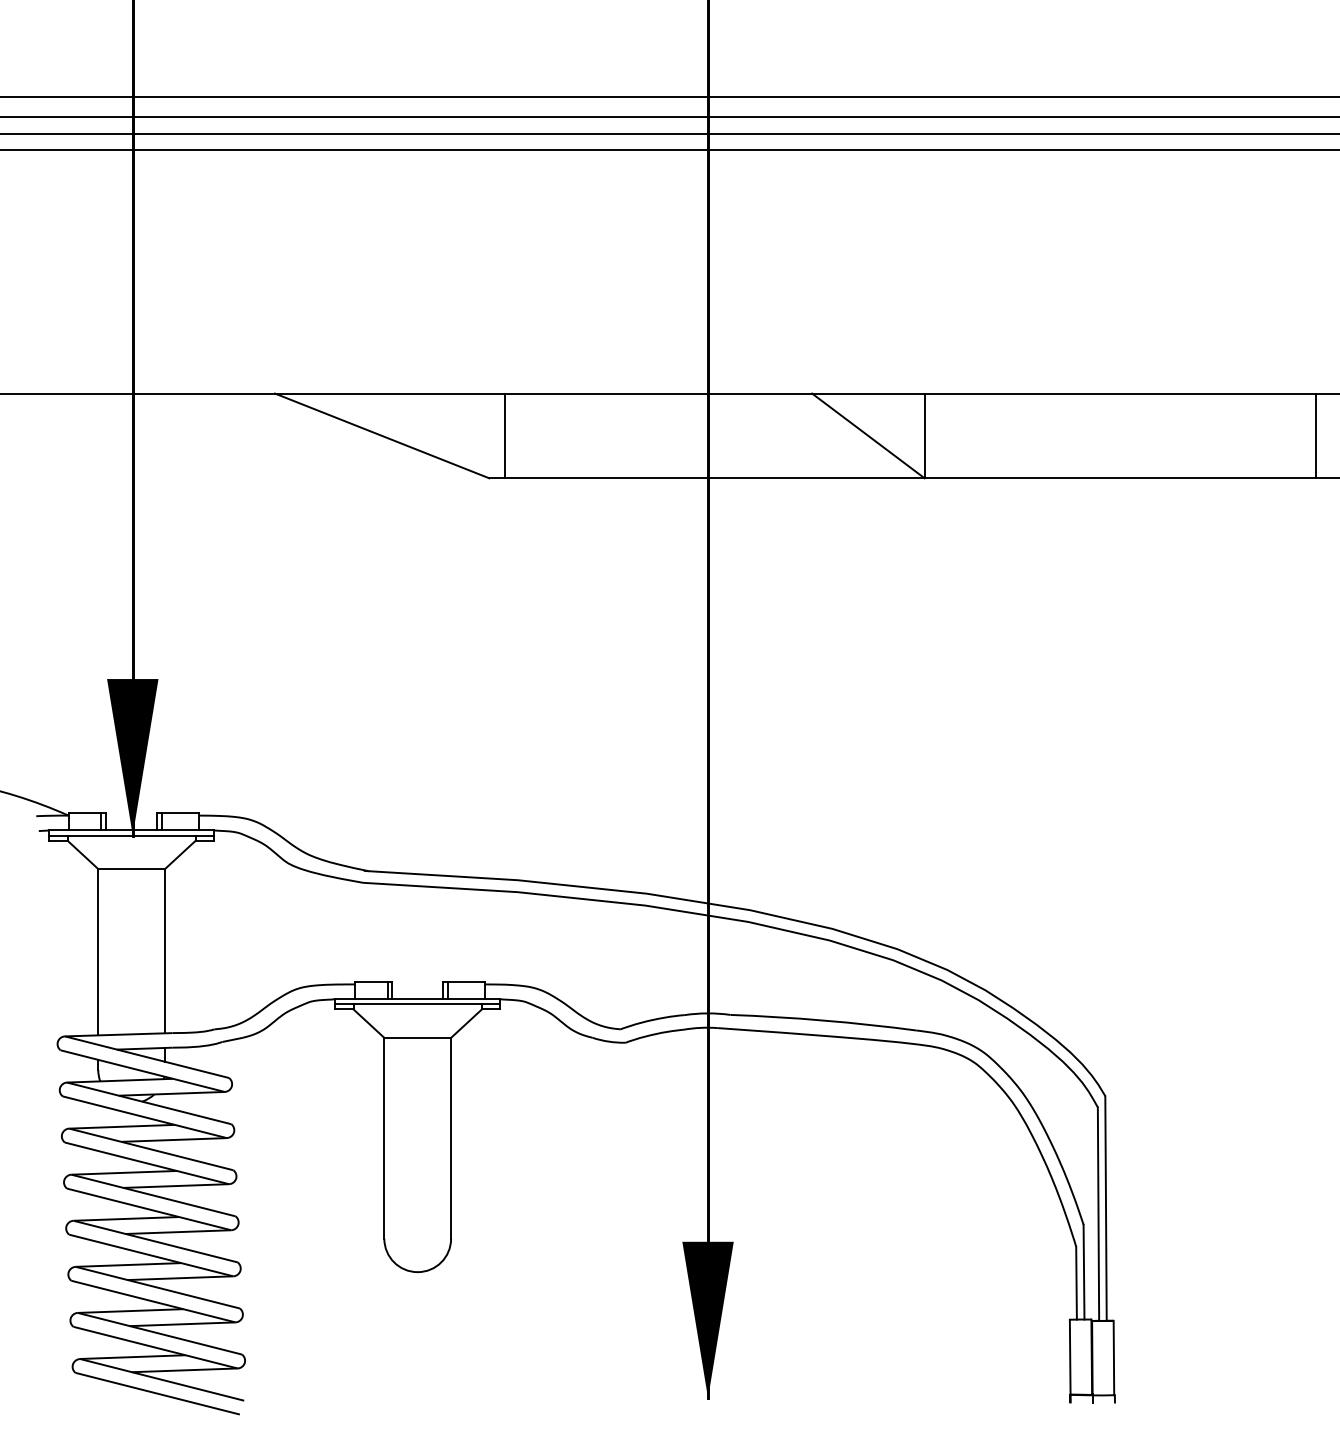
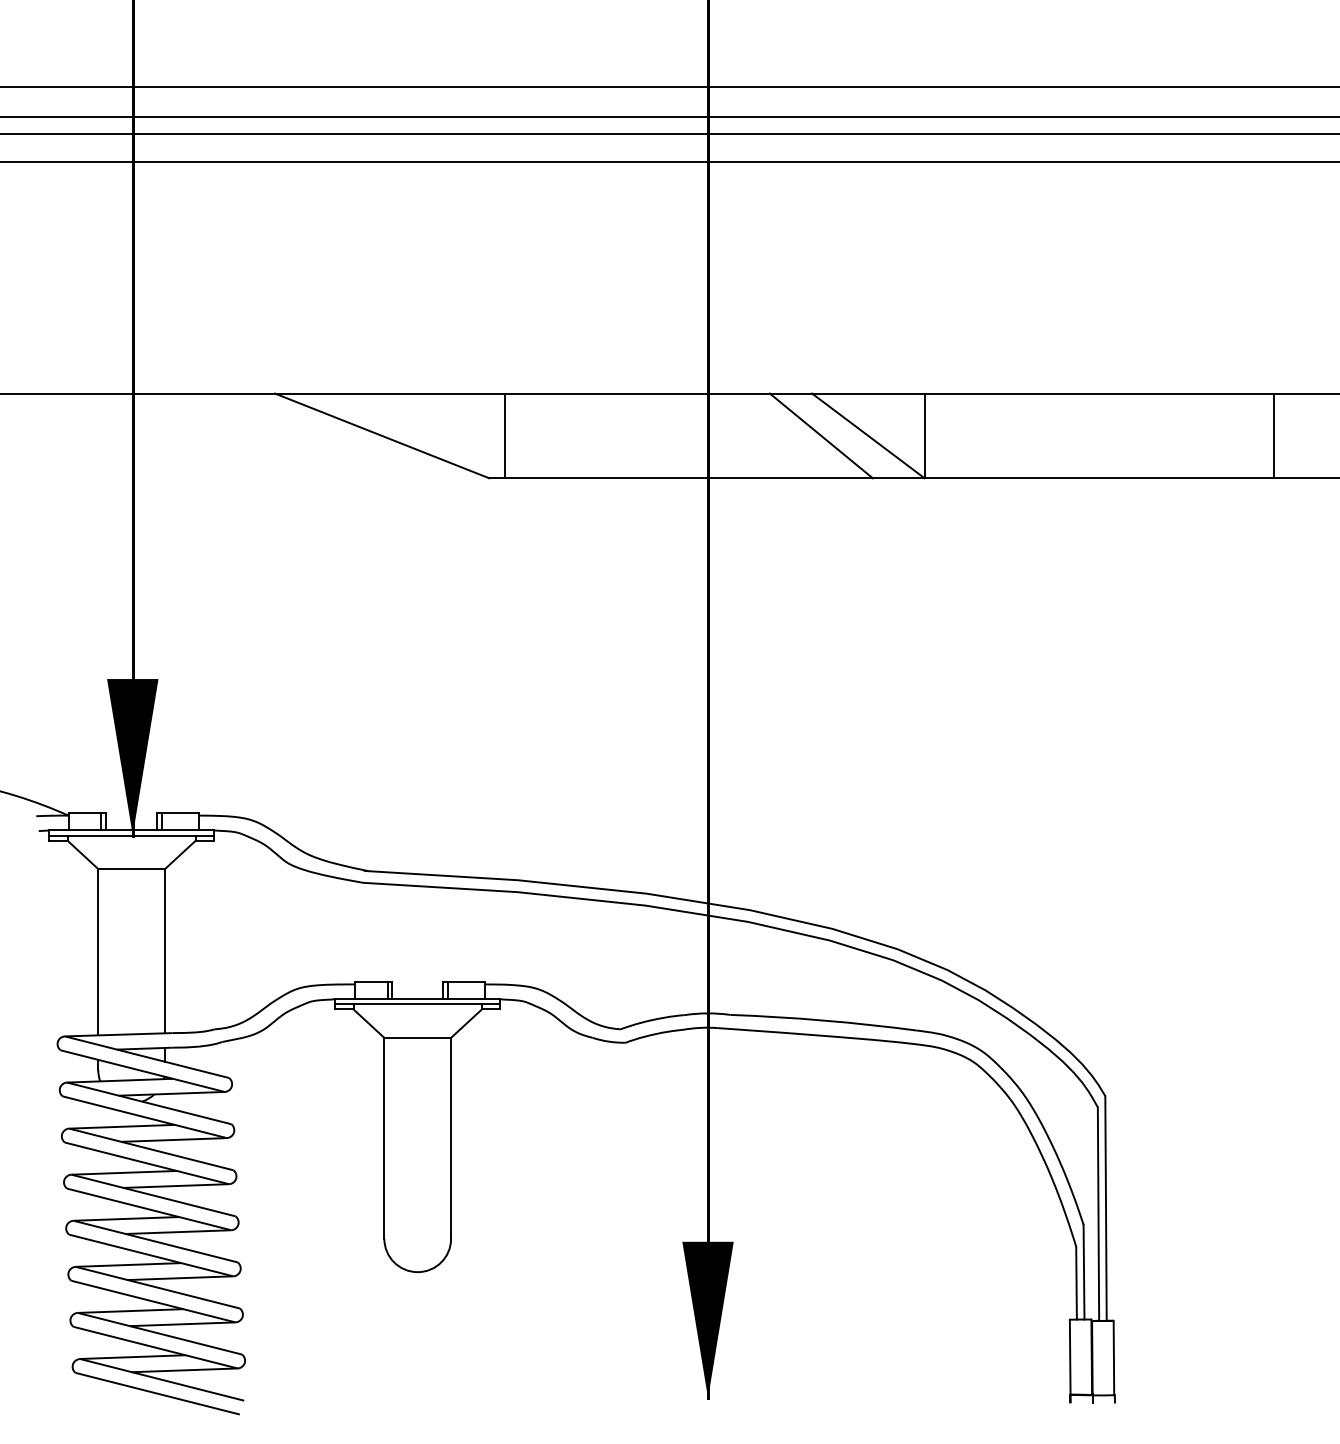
line position: (669, 97) -> (669, 87) (669, 87)
line position: (669, 149) -> (669, 161) (669, 161)
line: none -> present (820, 435)
line position: (1315, 435) -> (1273, 435) (1273, 435)
